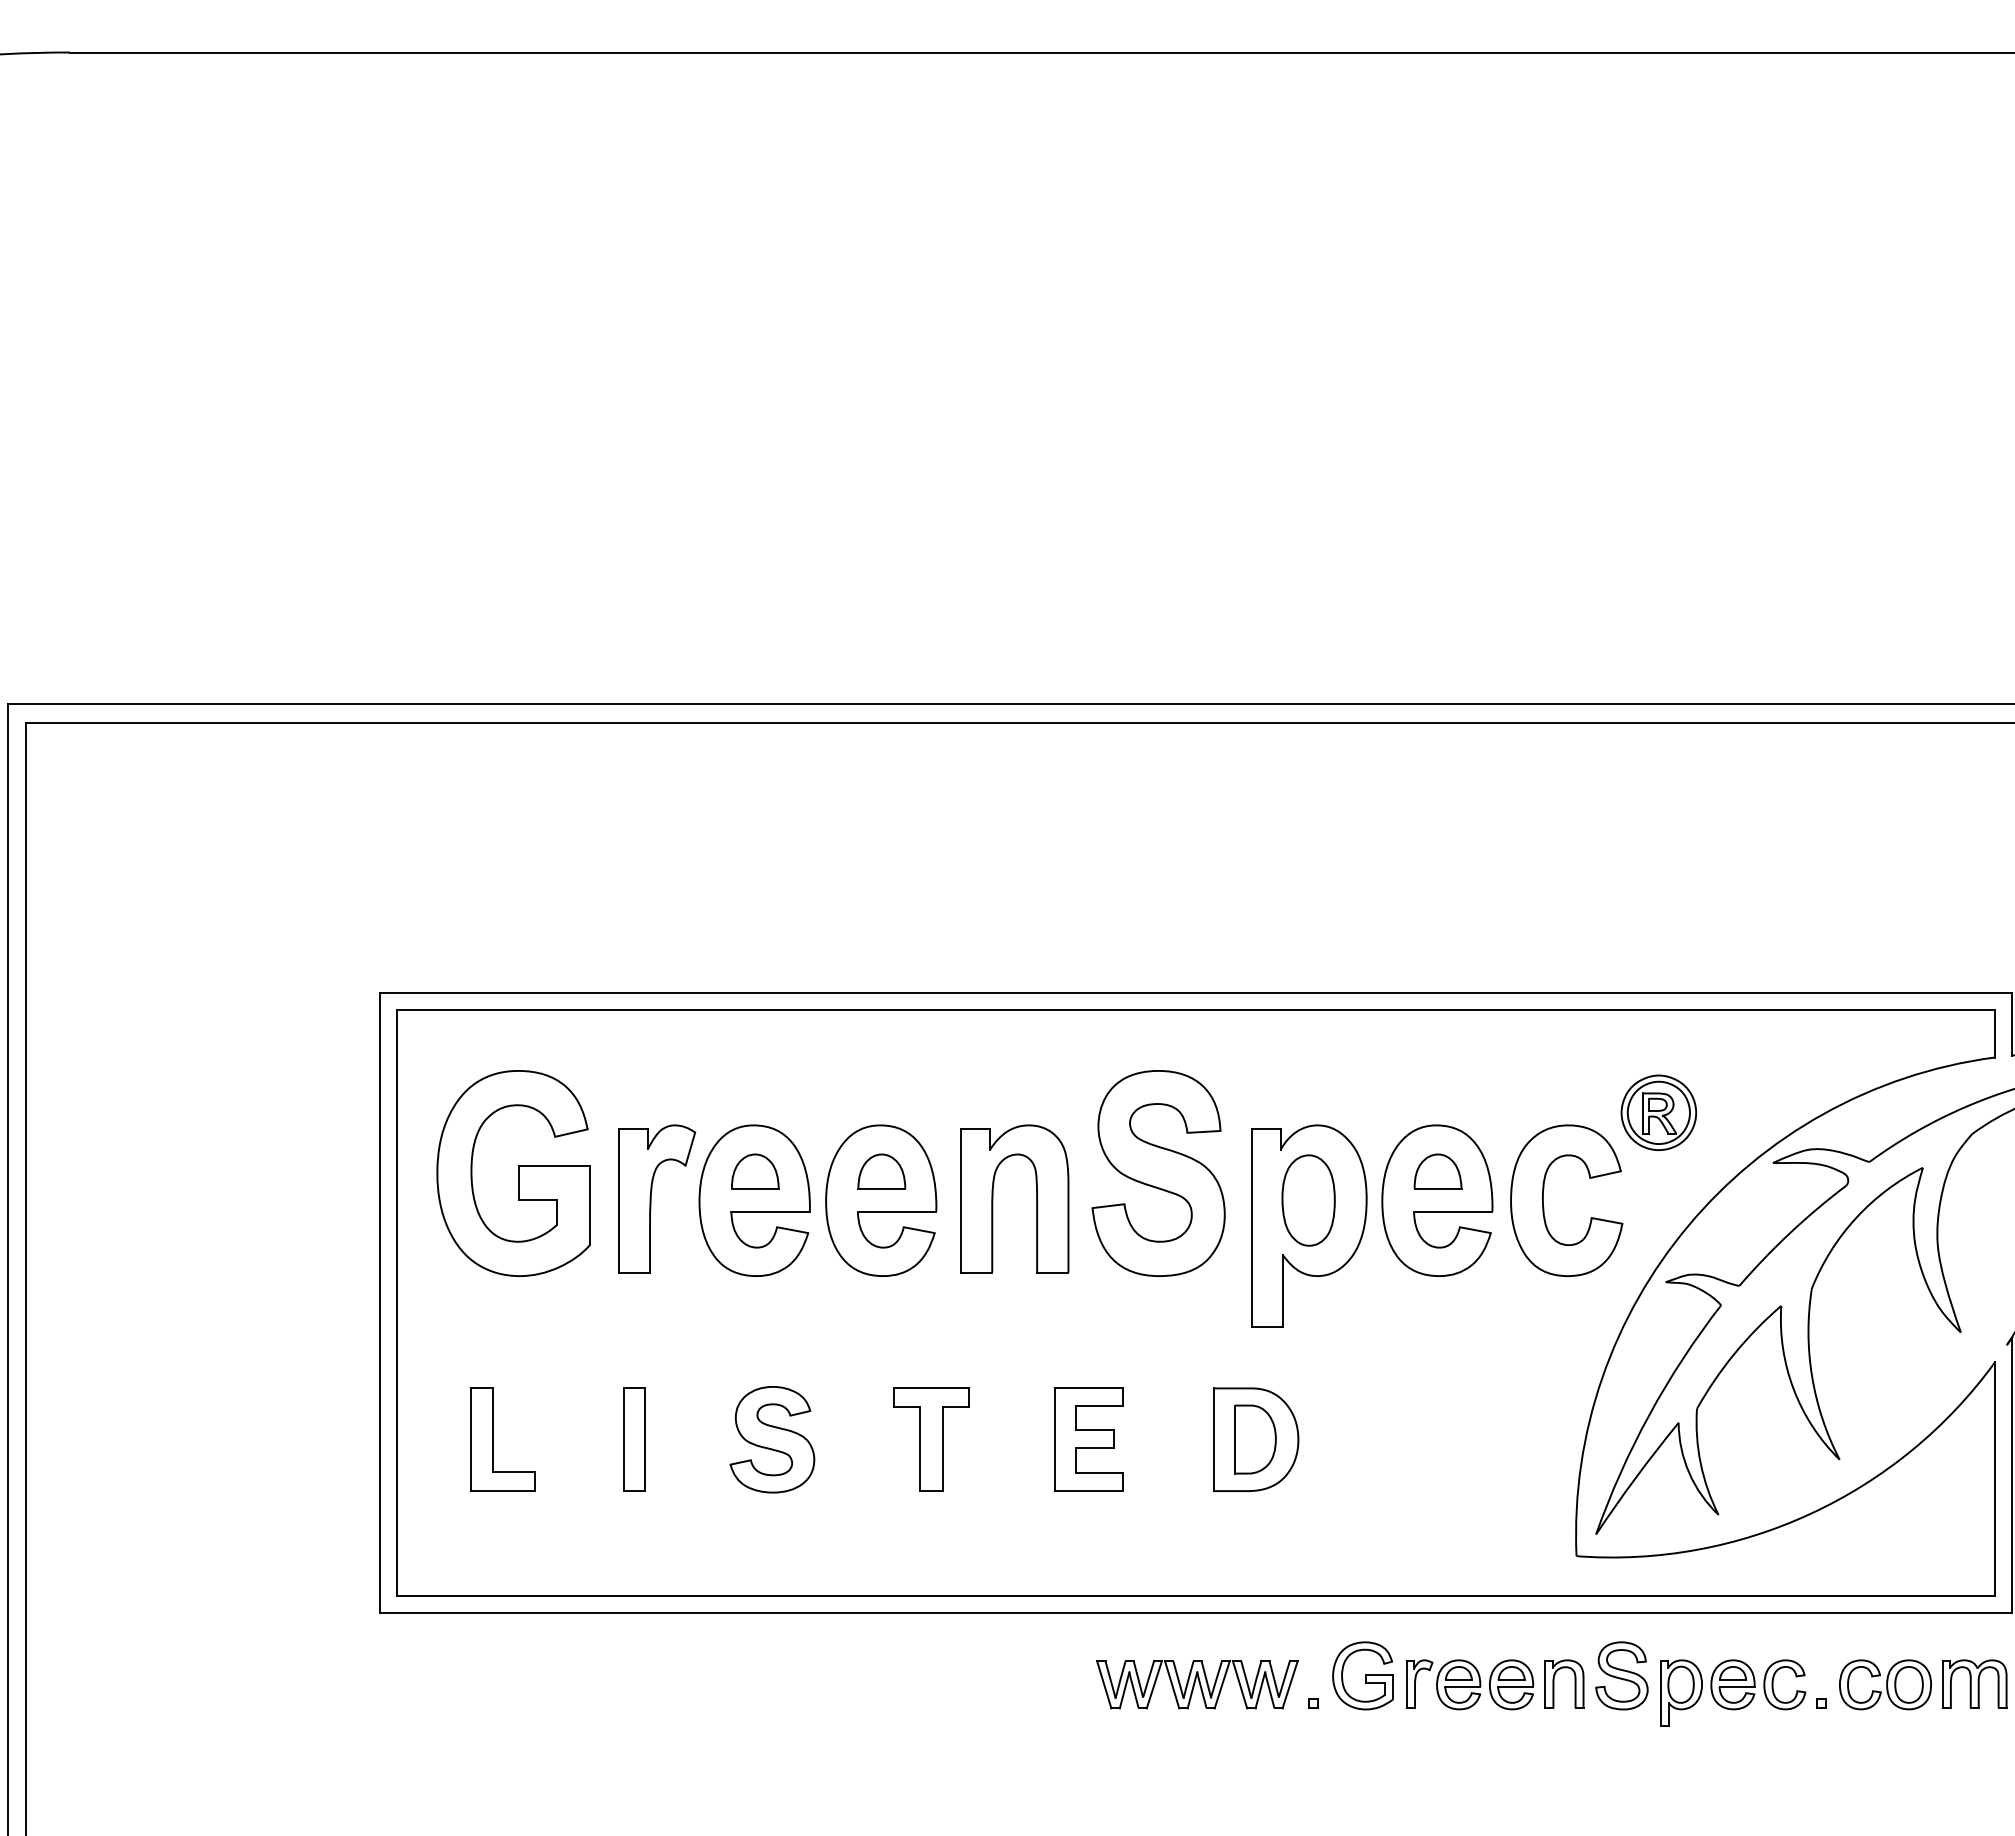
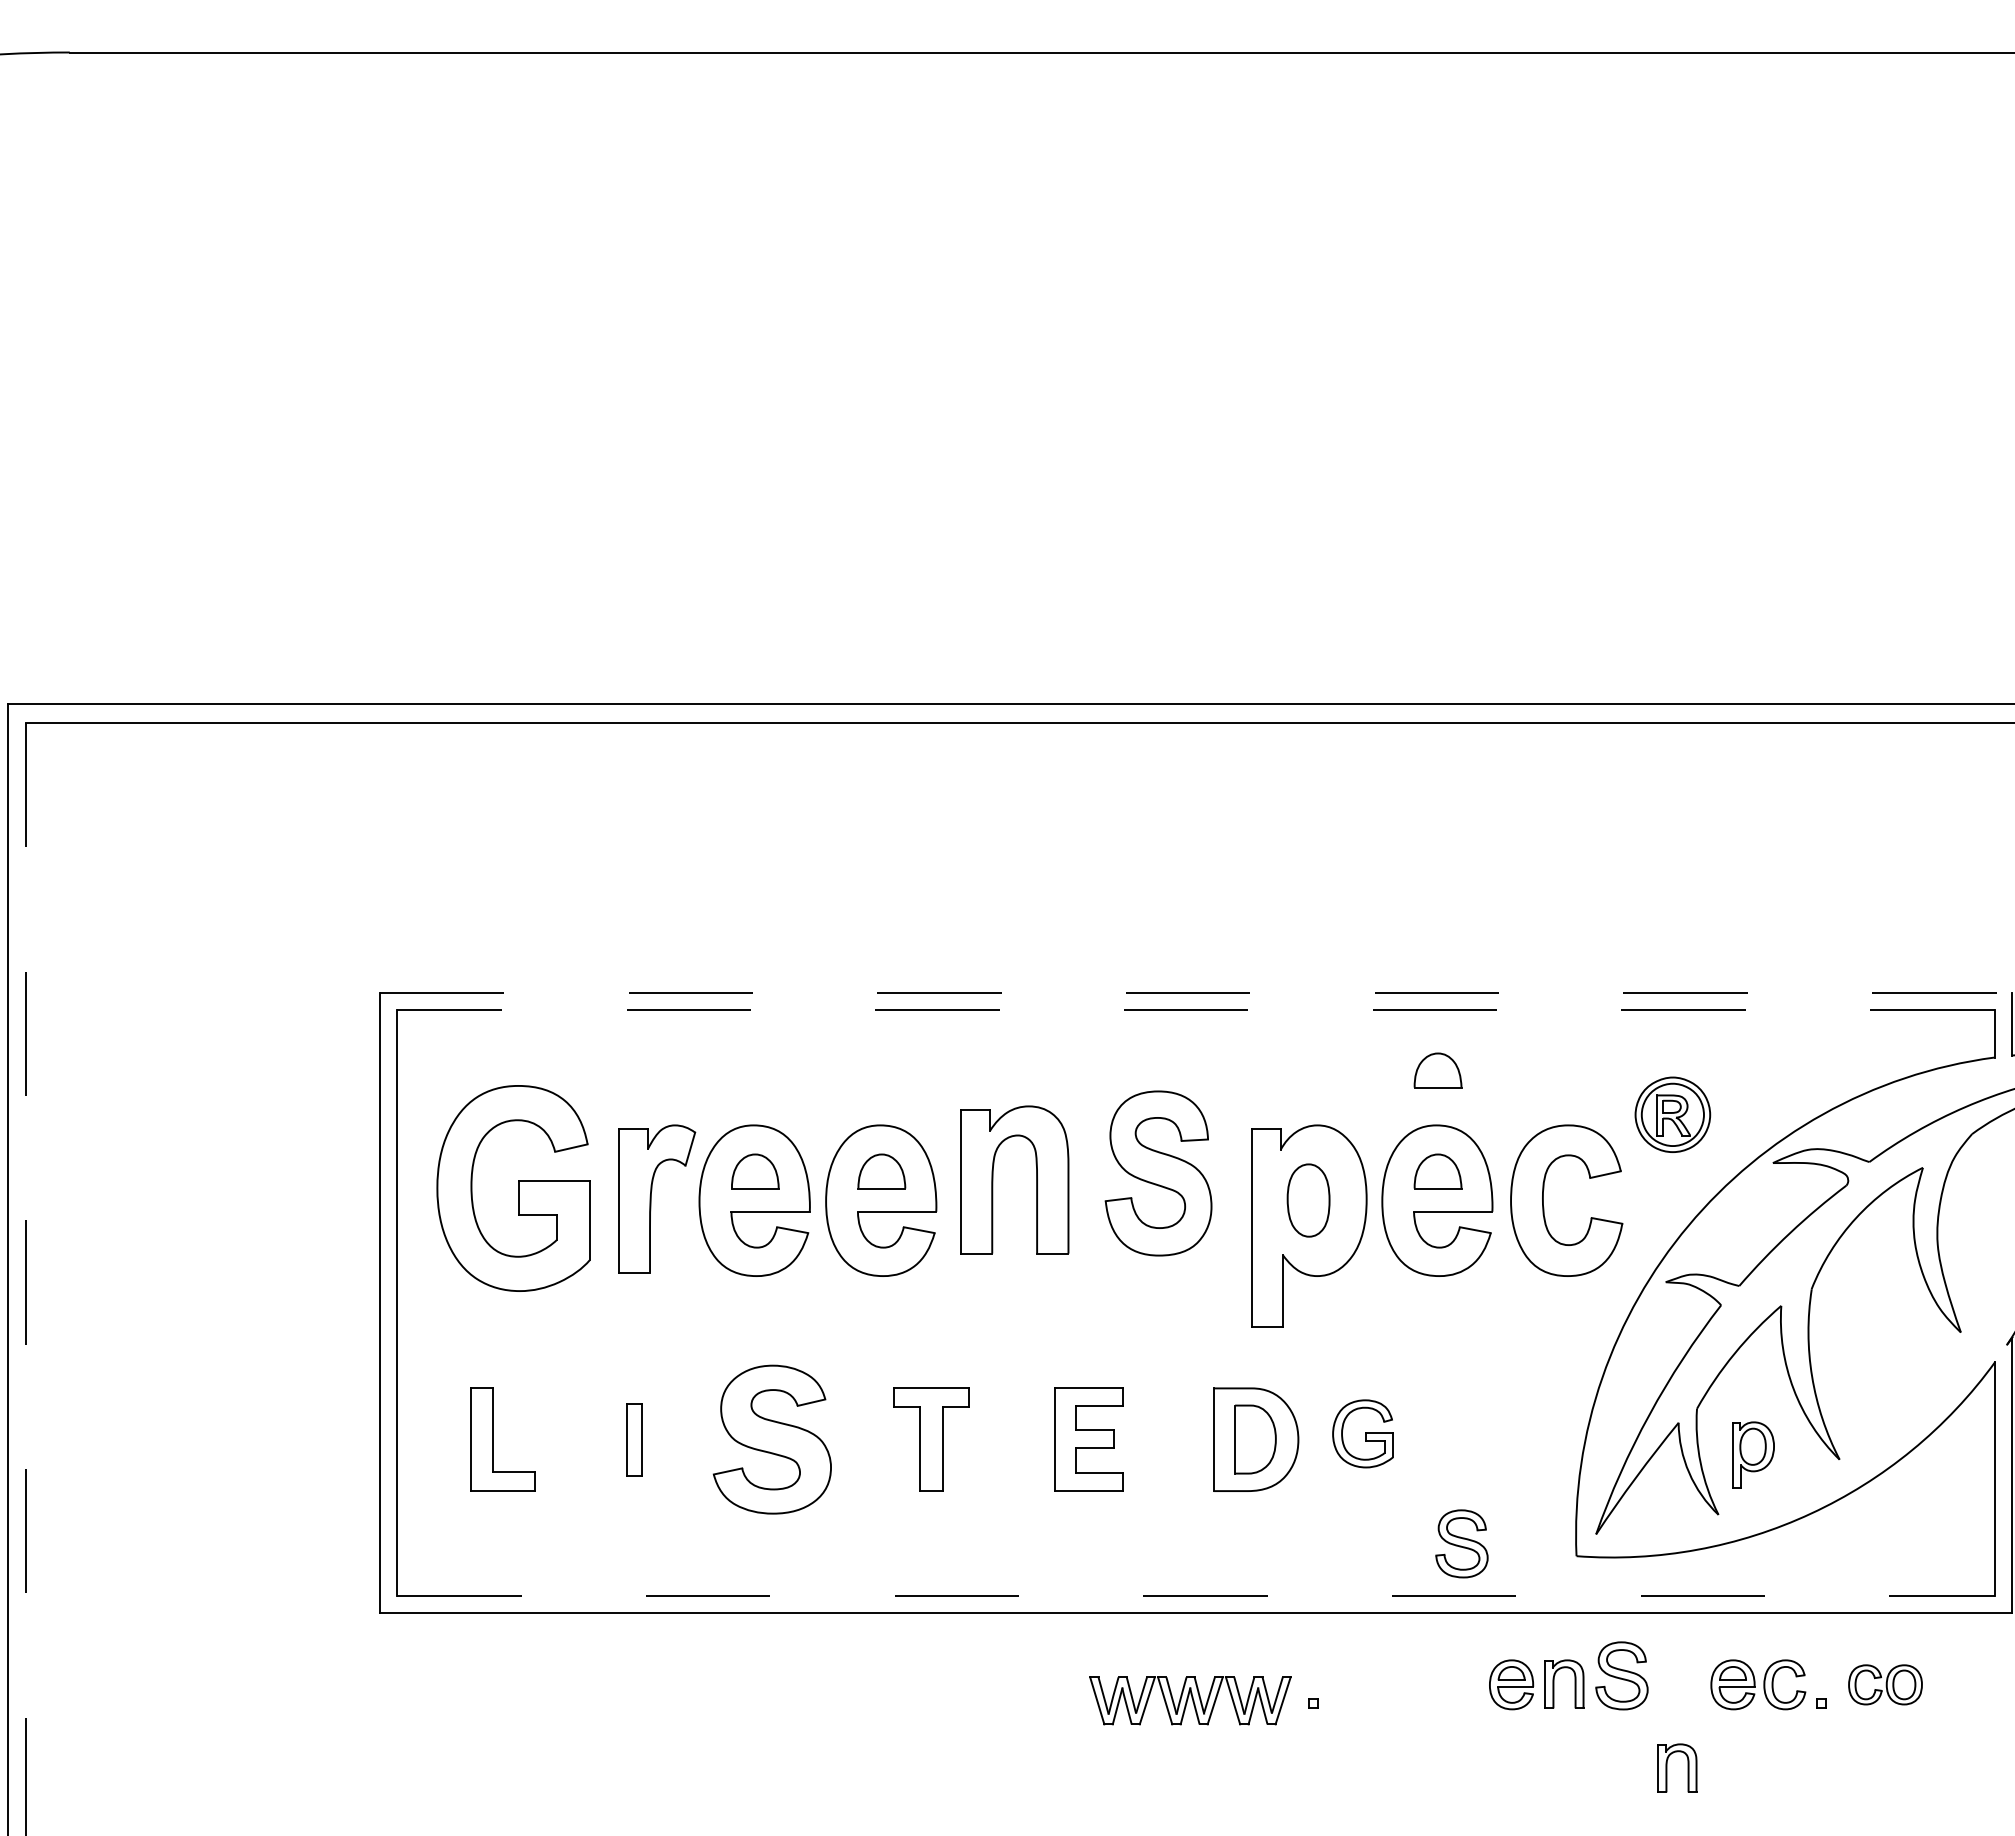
line: solid -> dashed (1195, 992)
line: solid -> dashed (1195, 1010)
part: none -> present (1437, 1070)
part position: (1658, 1112) -> (1672, 1114) (1672, 1114)
part position: (513, 1173) -> (513, 1188) (513, 1188)
part size: 135x207 px -> 109x167 px (1158, 1173)
part position: (993, 1198) -> (993, 1179) (993, 1179)
part size: 55x93 px -> 45x75 px (1308, 1200)
line: solid -> dashed (26, 1279)
part size: 23x105 px -> 17x74 px (634, 1439)
part size: 87x108 px -> 120x151 px (771, 1439)
part: none -> present (1461, 1543)
line: solid -> dashed (1196, 1596)
part position: (1362, 1675) -> (1362, 1433) (1362, 1433)
part: present -> none (1974, 1683)
part position: (1197, 1684) -> (1190, 1700) (1190, 1700)
part: present -> none (1443, 1684)
part size: 93x52 px -> 75x42 px (1885, 1684)
part position: (1681, 1692) -> (1753, 1454) (1753, 1454)
part: none -> present (1667, 1767)
